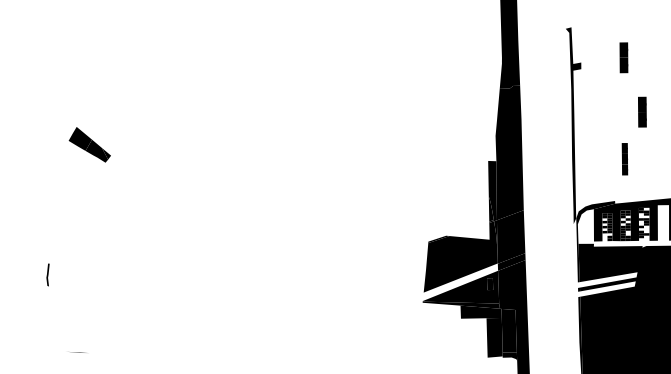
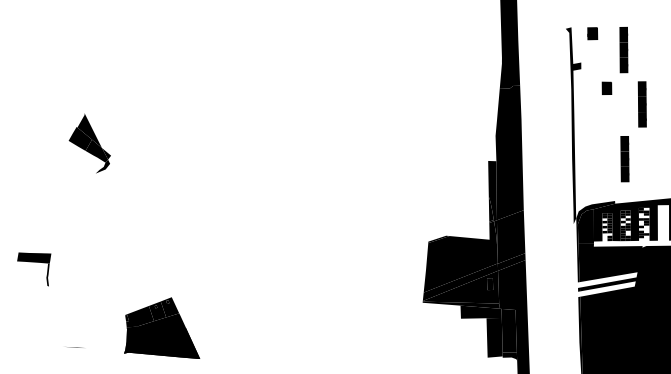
part: none -> present (592, 33)
fill: none -> present (623, 34)
part: none -> present (606, 87)
fill: none -> present (641, 88)
fill: none -> present (89, 130)
part size: 8x33 px -> 10x47 px (624, 159)
fill: none -> present (102, 166)
fill: none -> present (585, 226)
fill: none -> present (34, 257)
fill: none -> present (460, 282)
part: none -> present (162, 327)
line position: (77, 352) -> (74, 347) (74, 347)
